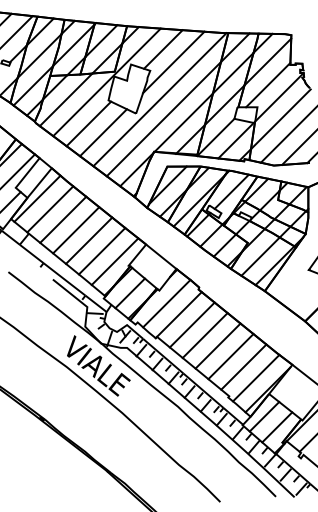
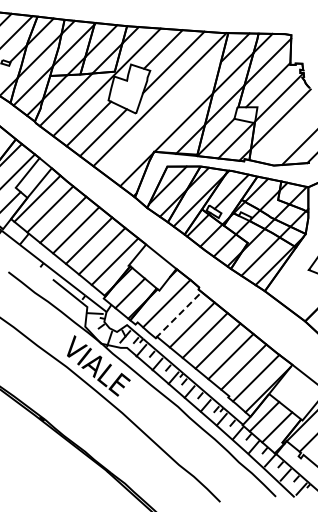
line: present -> none (163, 119)
line: present -> none (287, 135)
line: solid -> dashed (178, 315)
